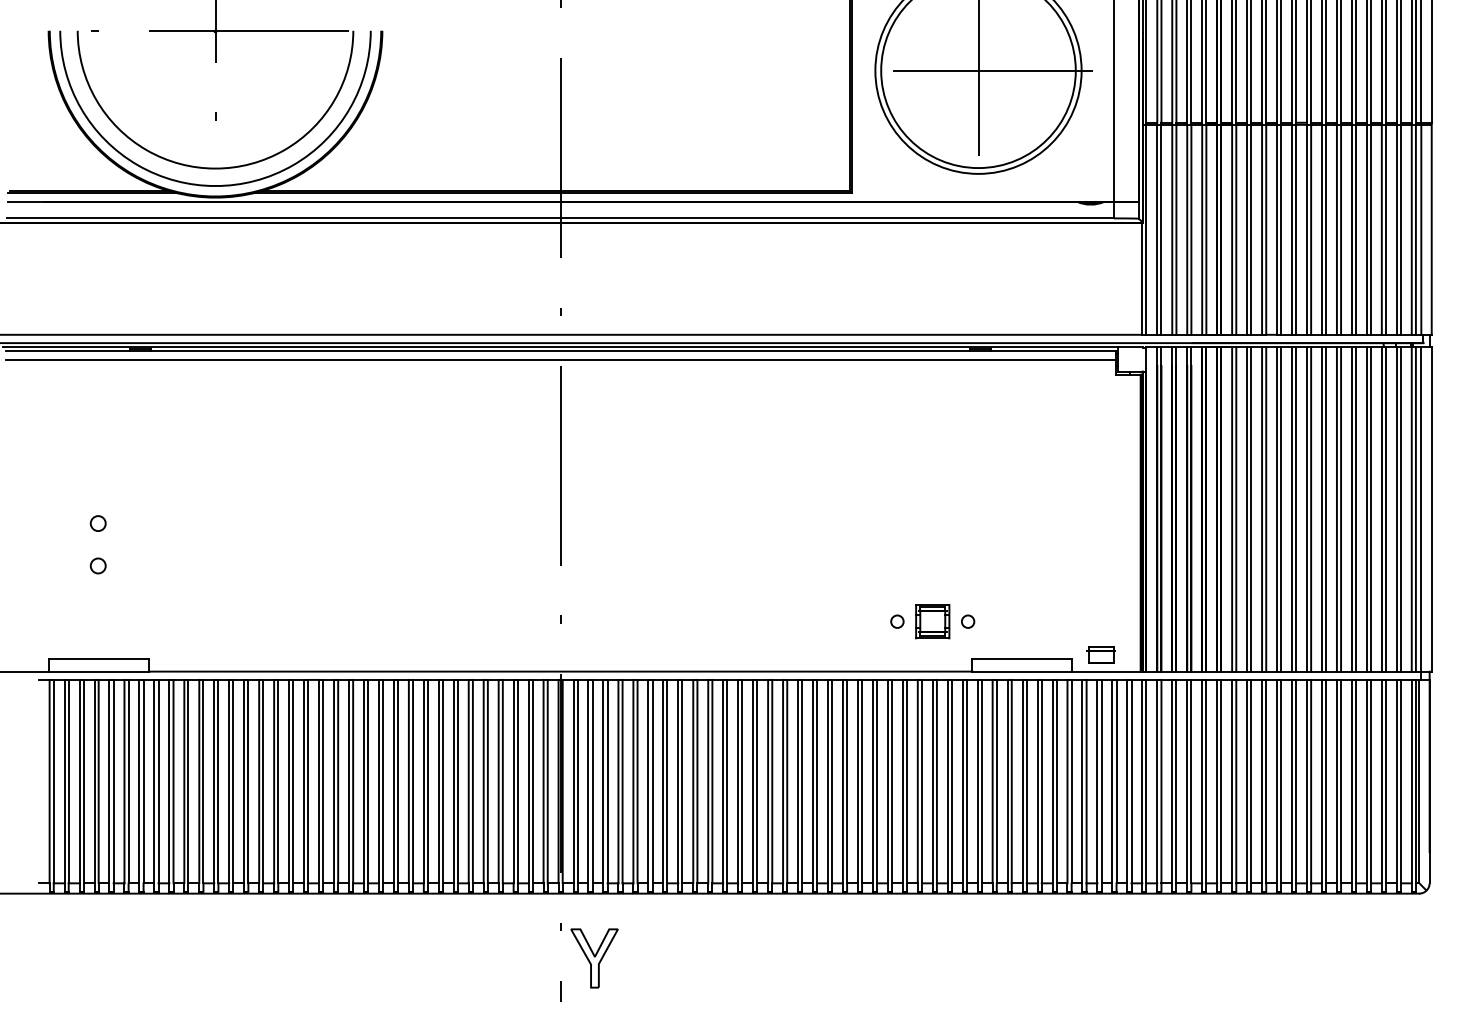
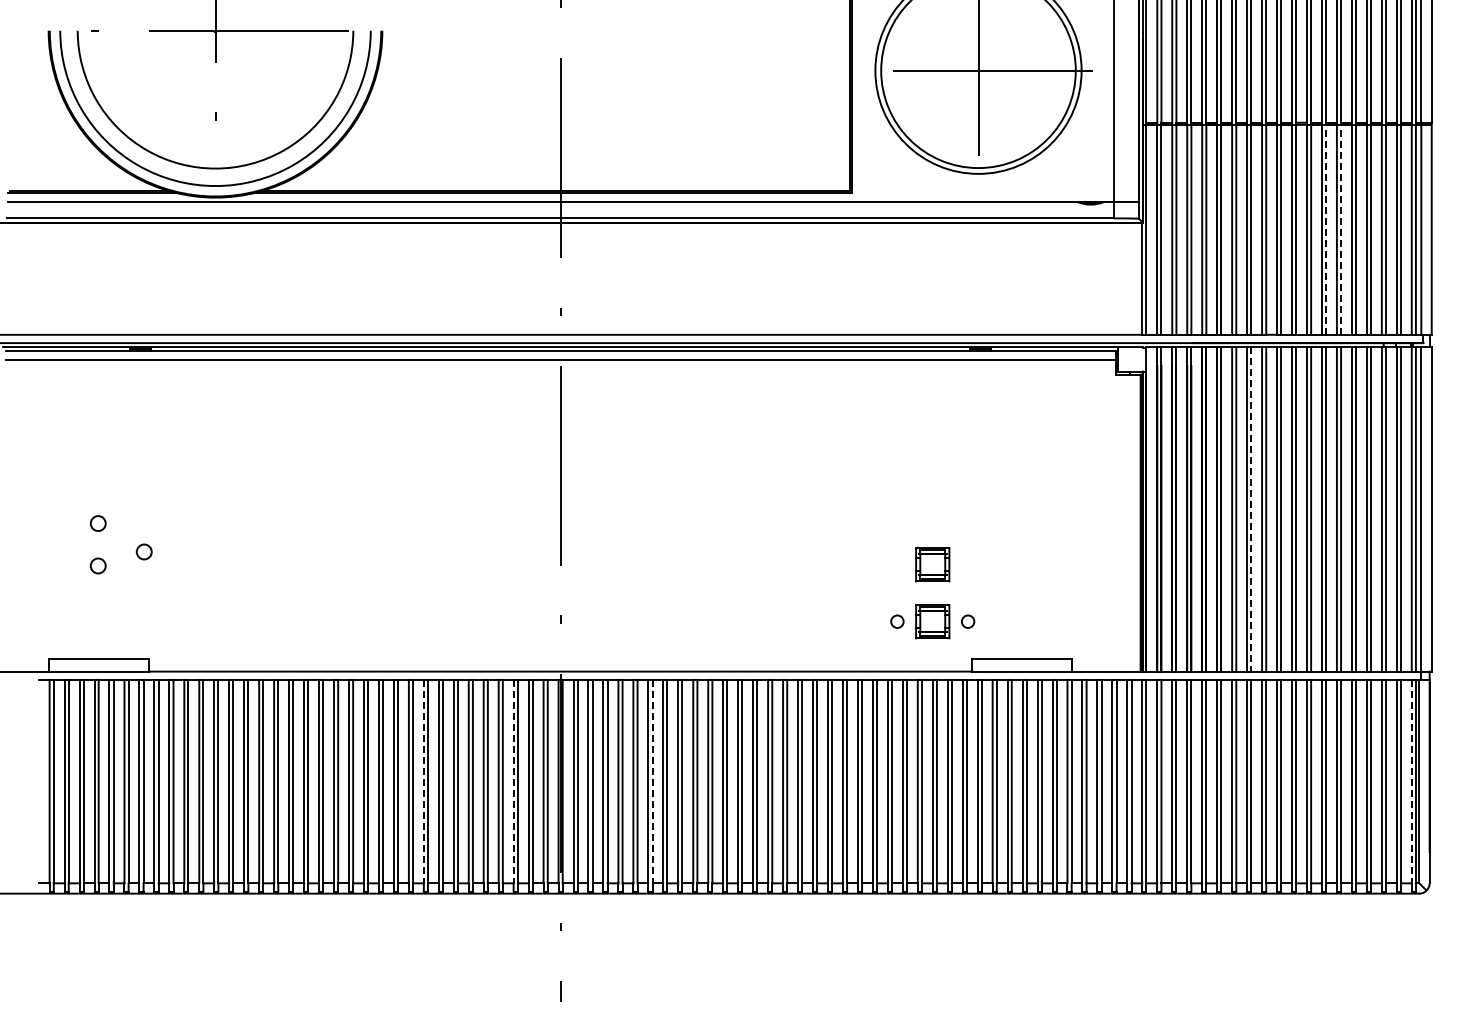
line: solid -> dashed (1326, 229)
line: solid -> dashed (1341, 229)
line: solid -> dashed (1251, 509)
circle: none -> present (143, 551)
part: none -> present (932, 564)
part: present -> none (1100, 654)
line: solid -> dashed (423, 781)
line: solid -> dashed (513, 781)
line: solid -> dashed (652, 781)
line: solid -> dashed (1411, 781)
part: present -> none (594, 958)
